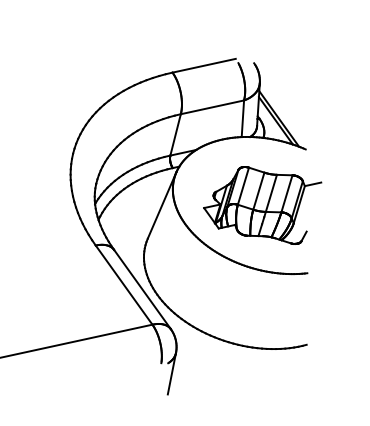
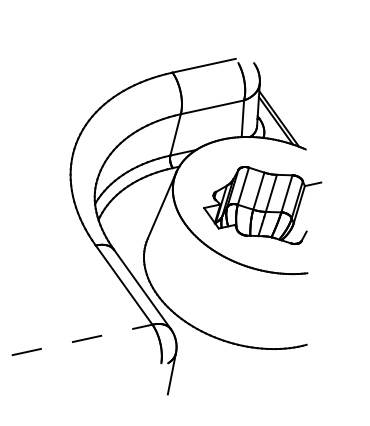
line: solid -> dashed (76, 341)
